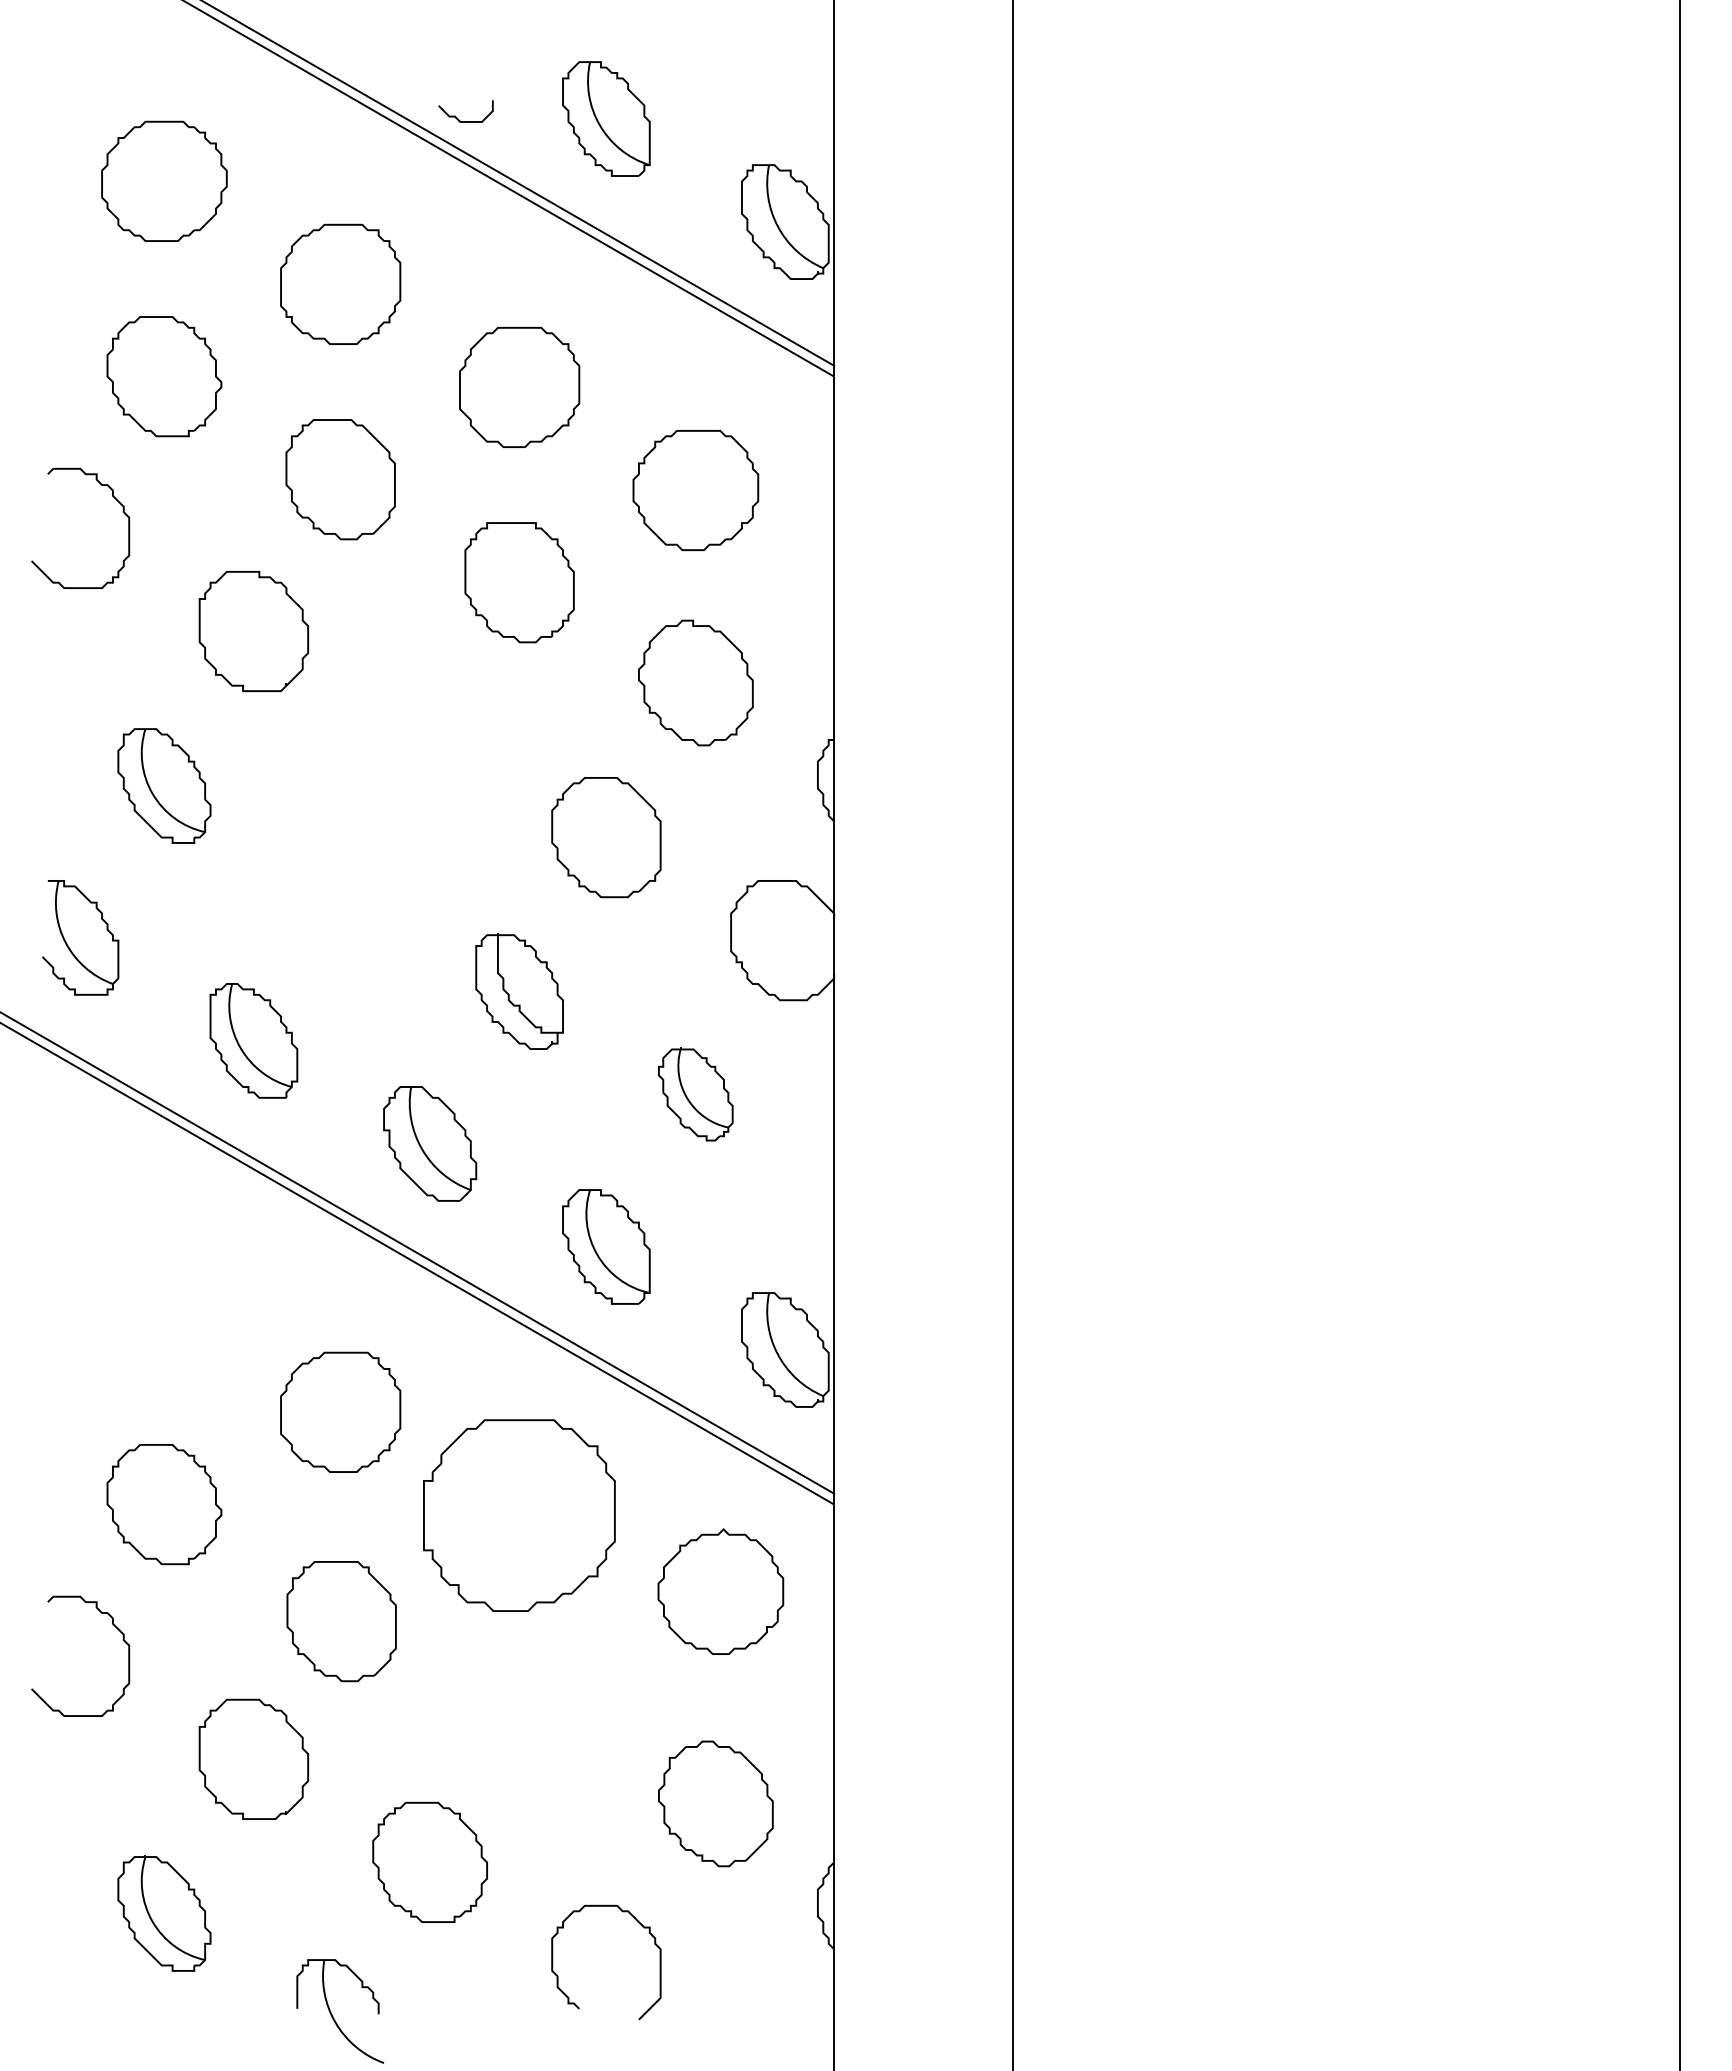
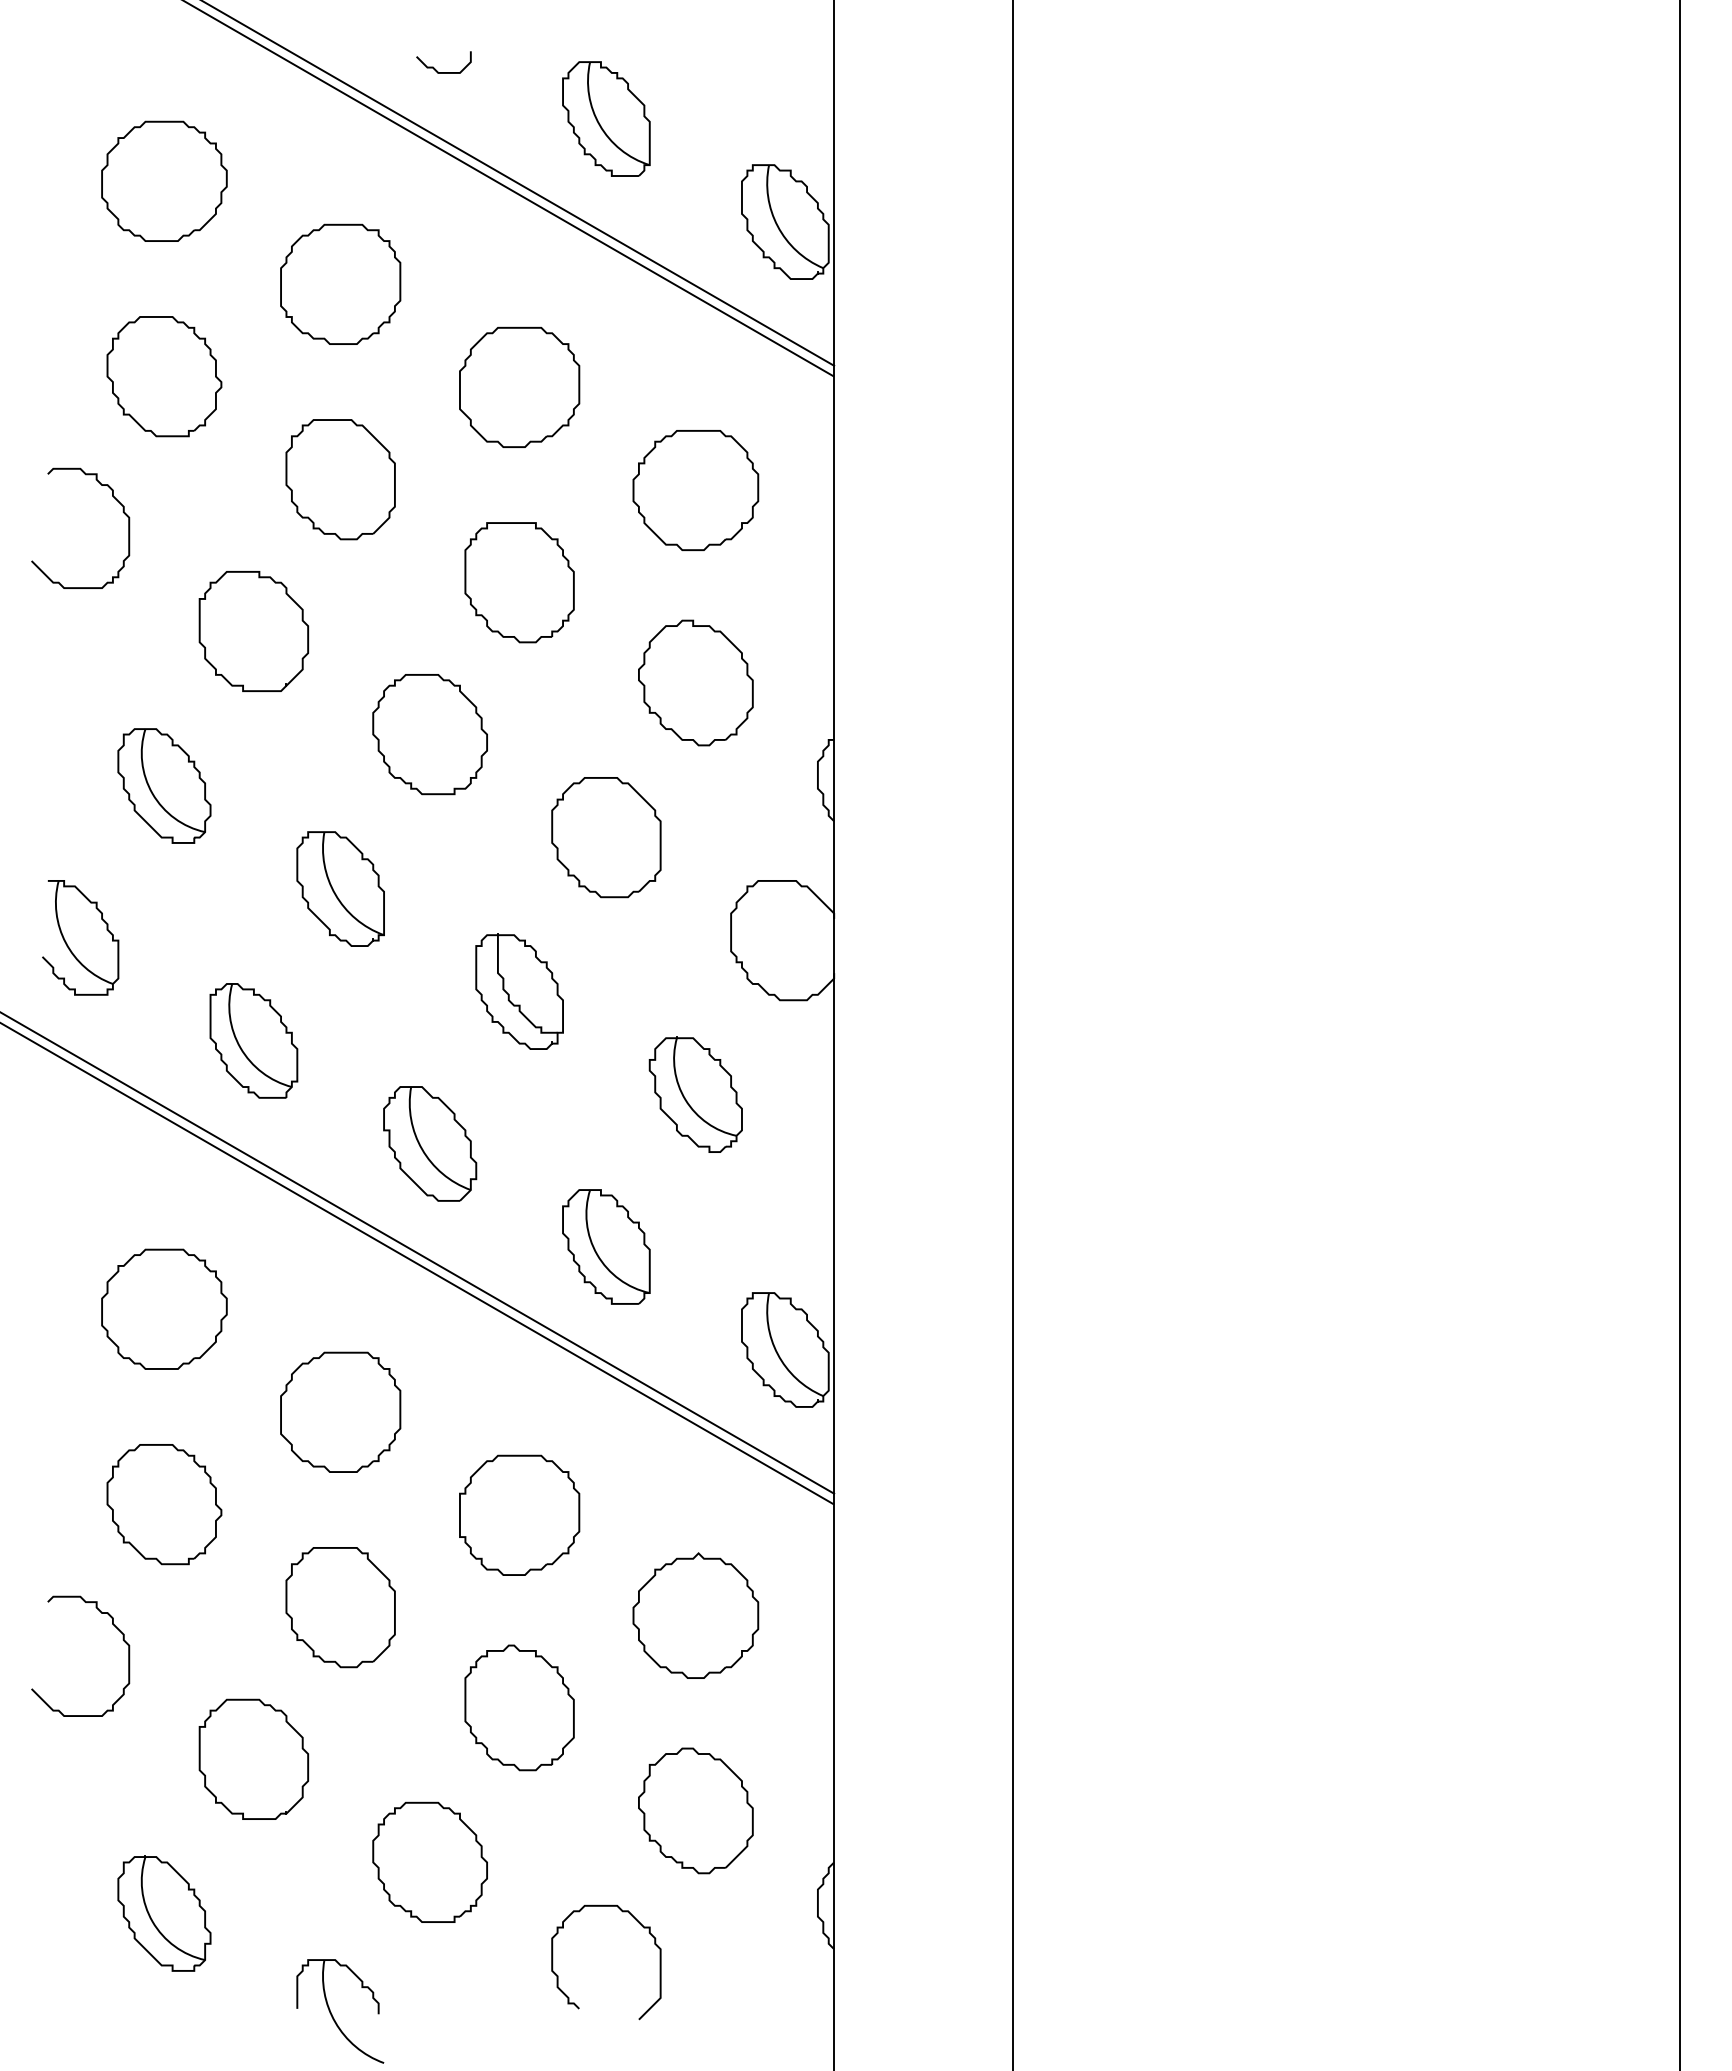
curve position: (458, 118) -> (436, 69) (436, 69)
part: none -> present (429, 734)
part: none -> present (340, 888)
part size: 76x95 px -> 95x117 px (695, 1094)
part: none -> present (164, 1308)
part size: 193x193 px -> 122x122 px (519, 1514)
part position: (720, 1591) -> (695, 1615) (695, 1615)
part position: (341, 1621) -> (340, 1607) (340, 1607)
part: none -> present (519, 1707)
part position: (715, 1803) -> (695, 1810) (695, 1810)
